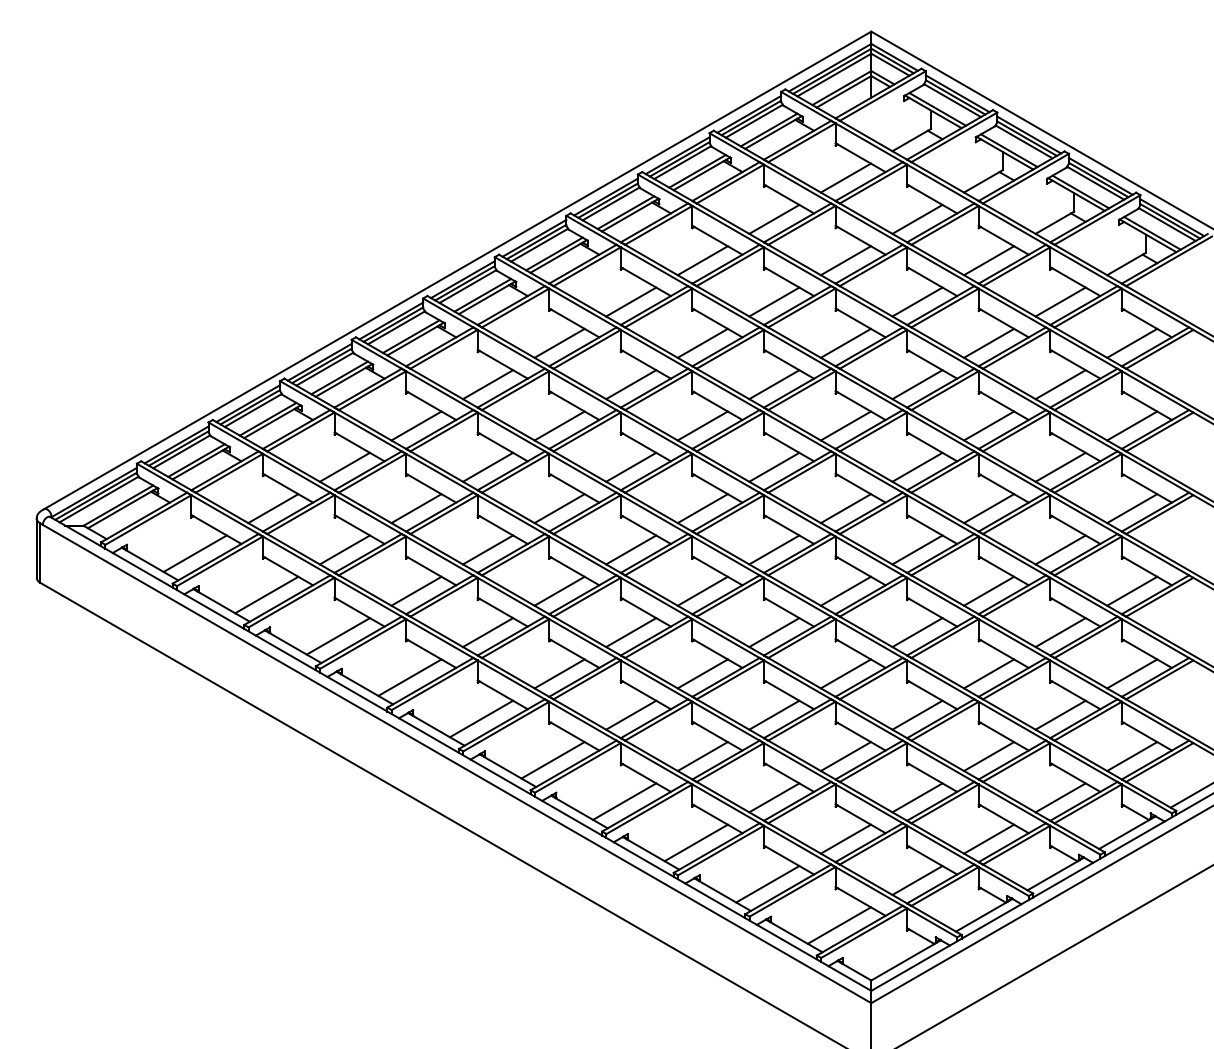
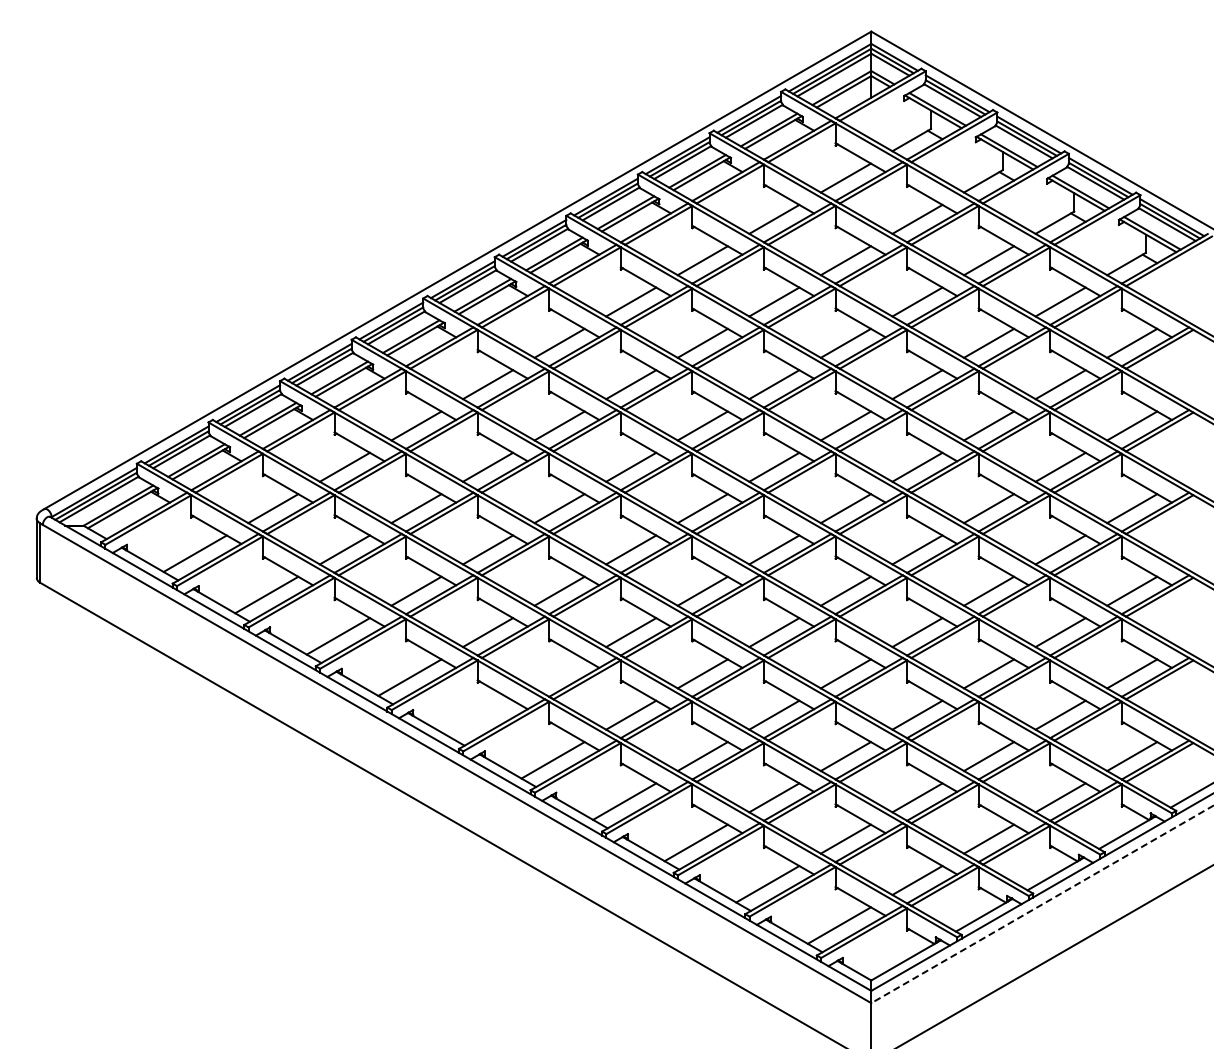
line: present -> none (559, 673)
line: present -> none (481, 718)
line: solid -> dashed (1041, 904)
